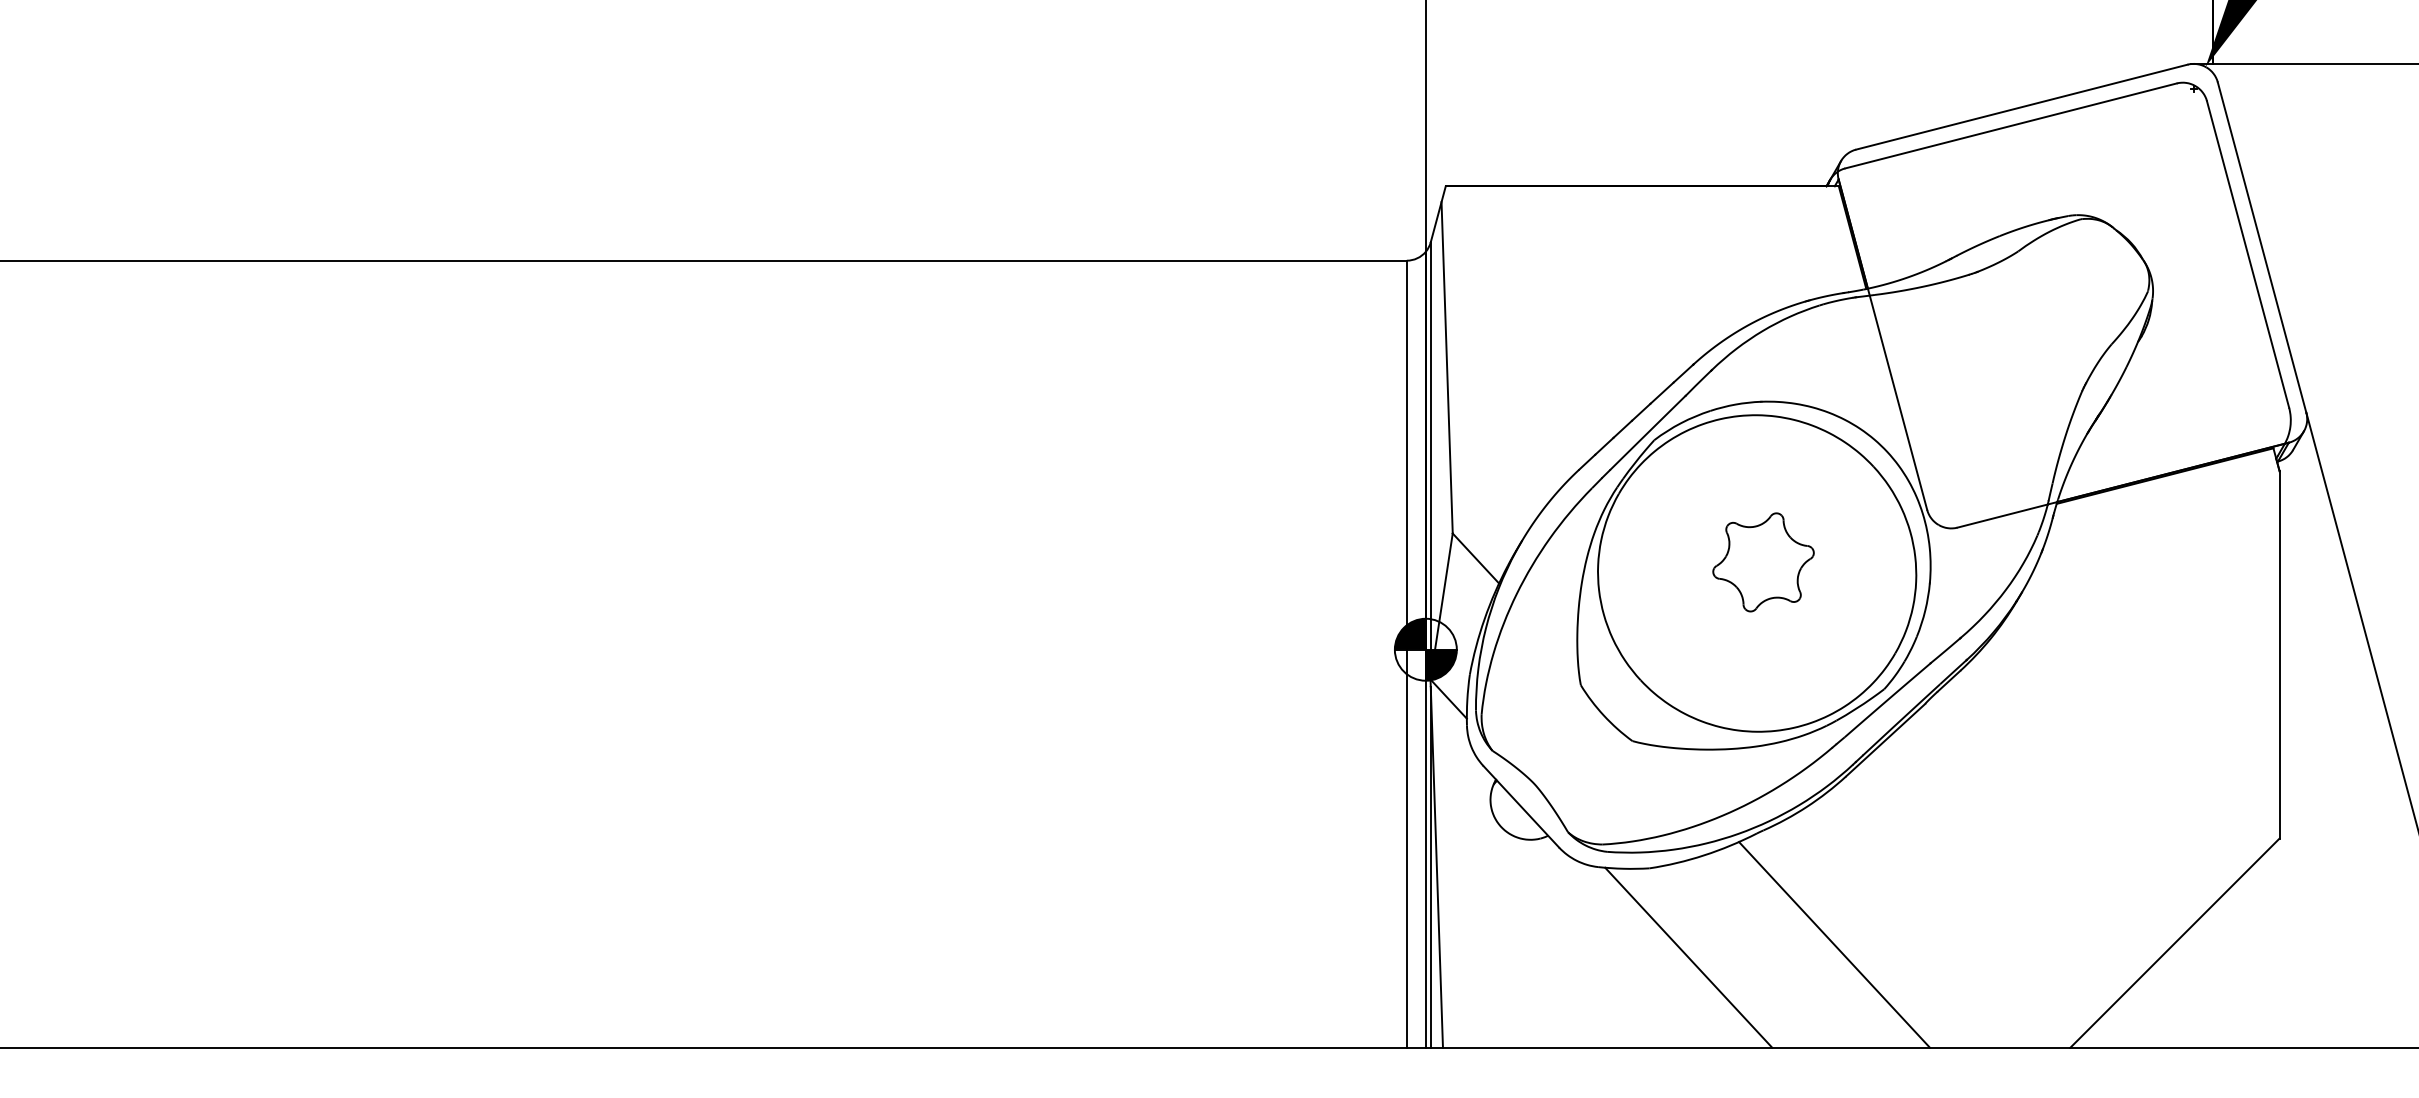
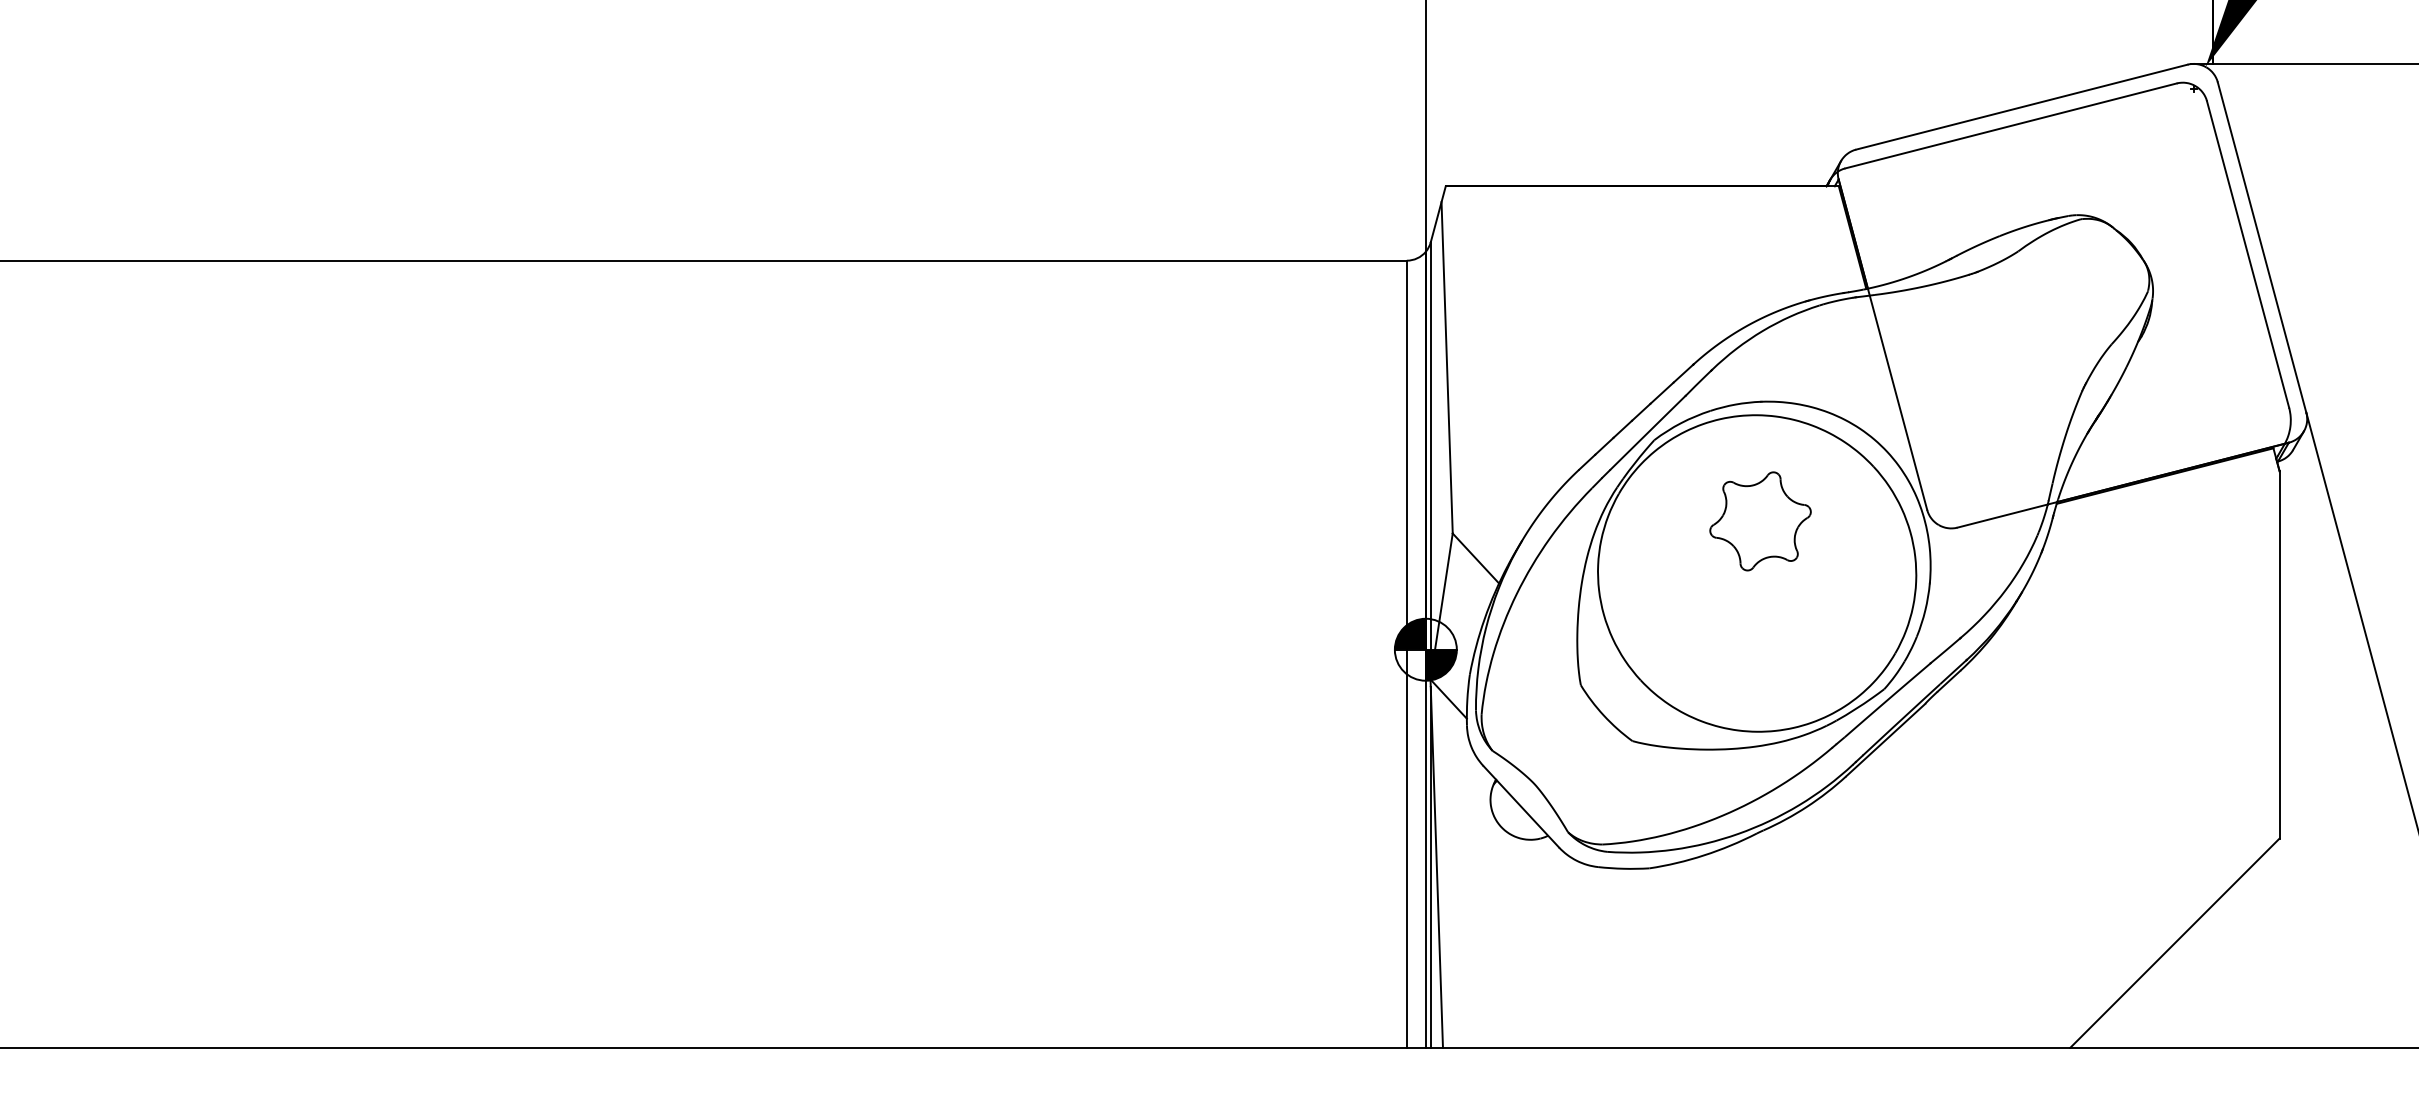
part position: (1763, 562) -> (1760, 521) (1760, 521)
line: present -> none (1834, 944)
line: present -> none (1688, 957)
